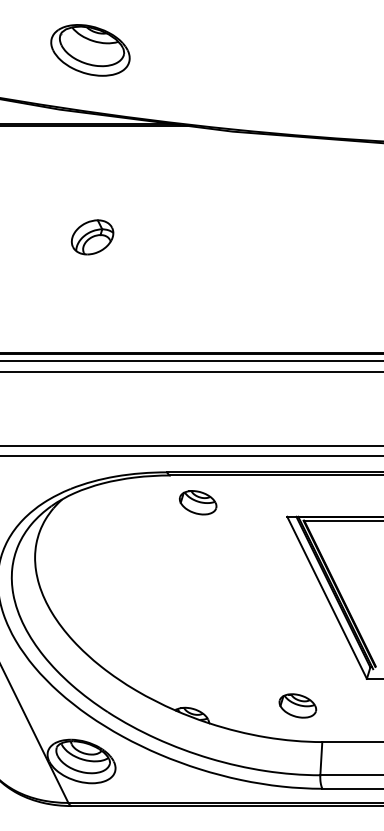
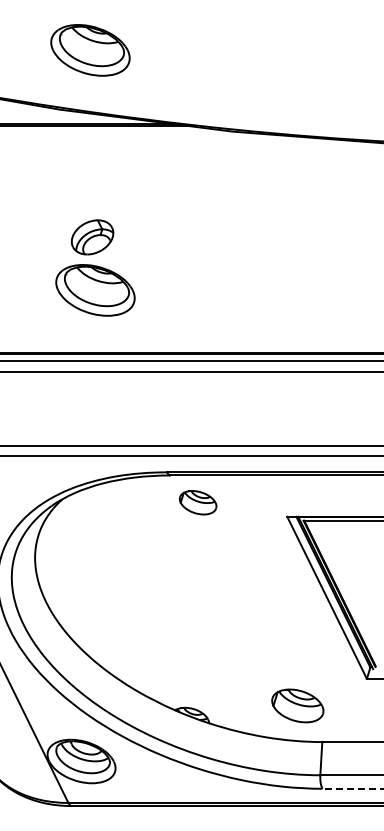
part: none -> present (95, 290)
part size: 40x26 px -> 54x36 px (297, 705)
line: solid -> dashed (352, 788)
